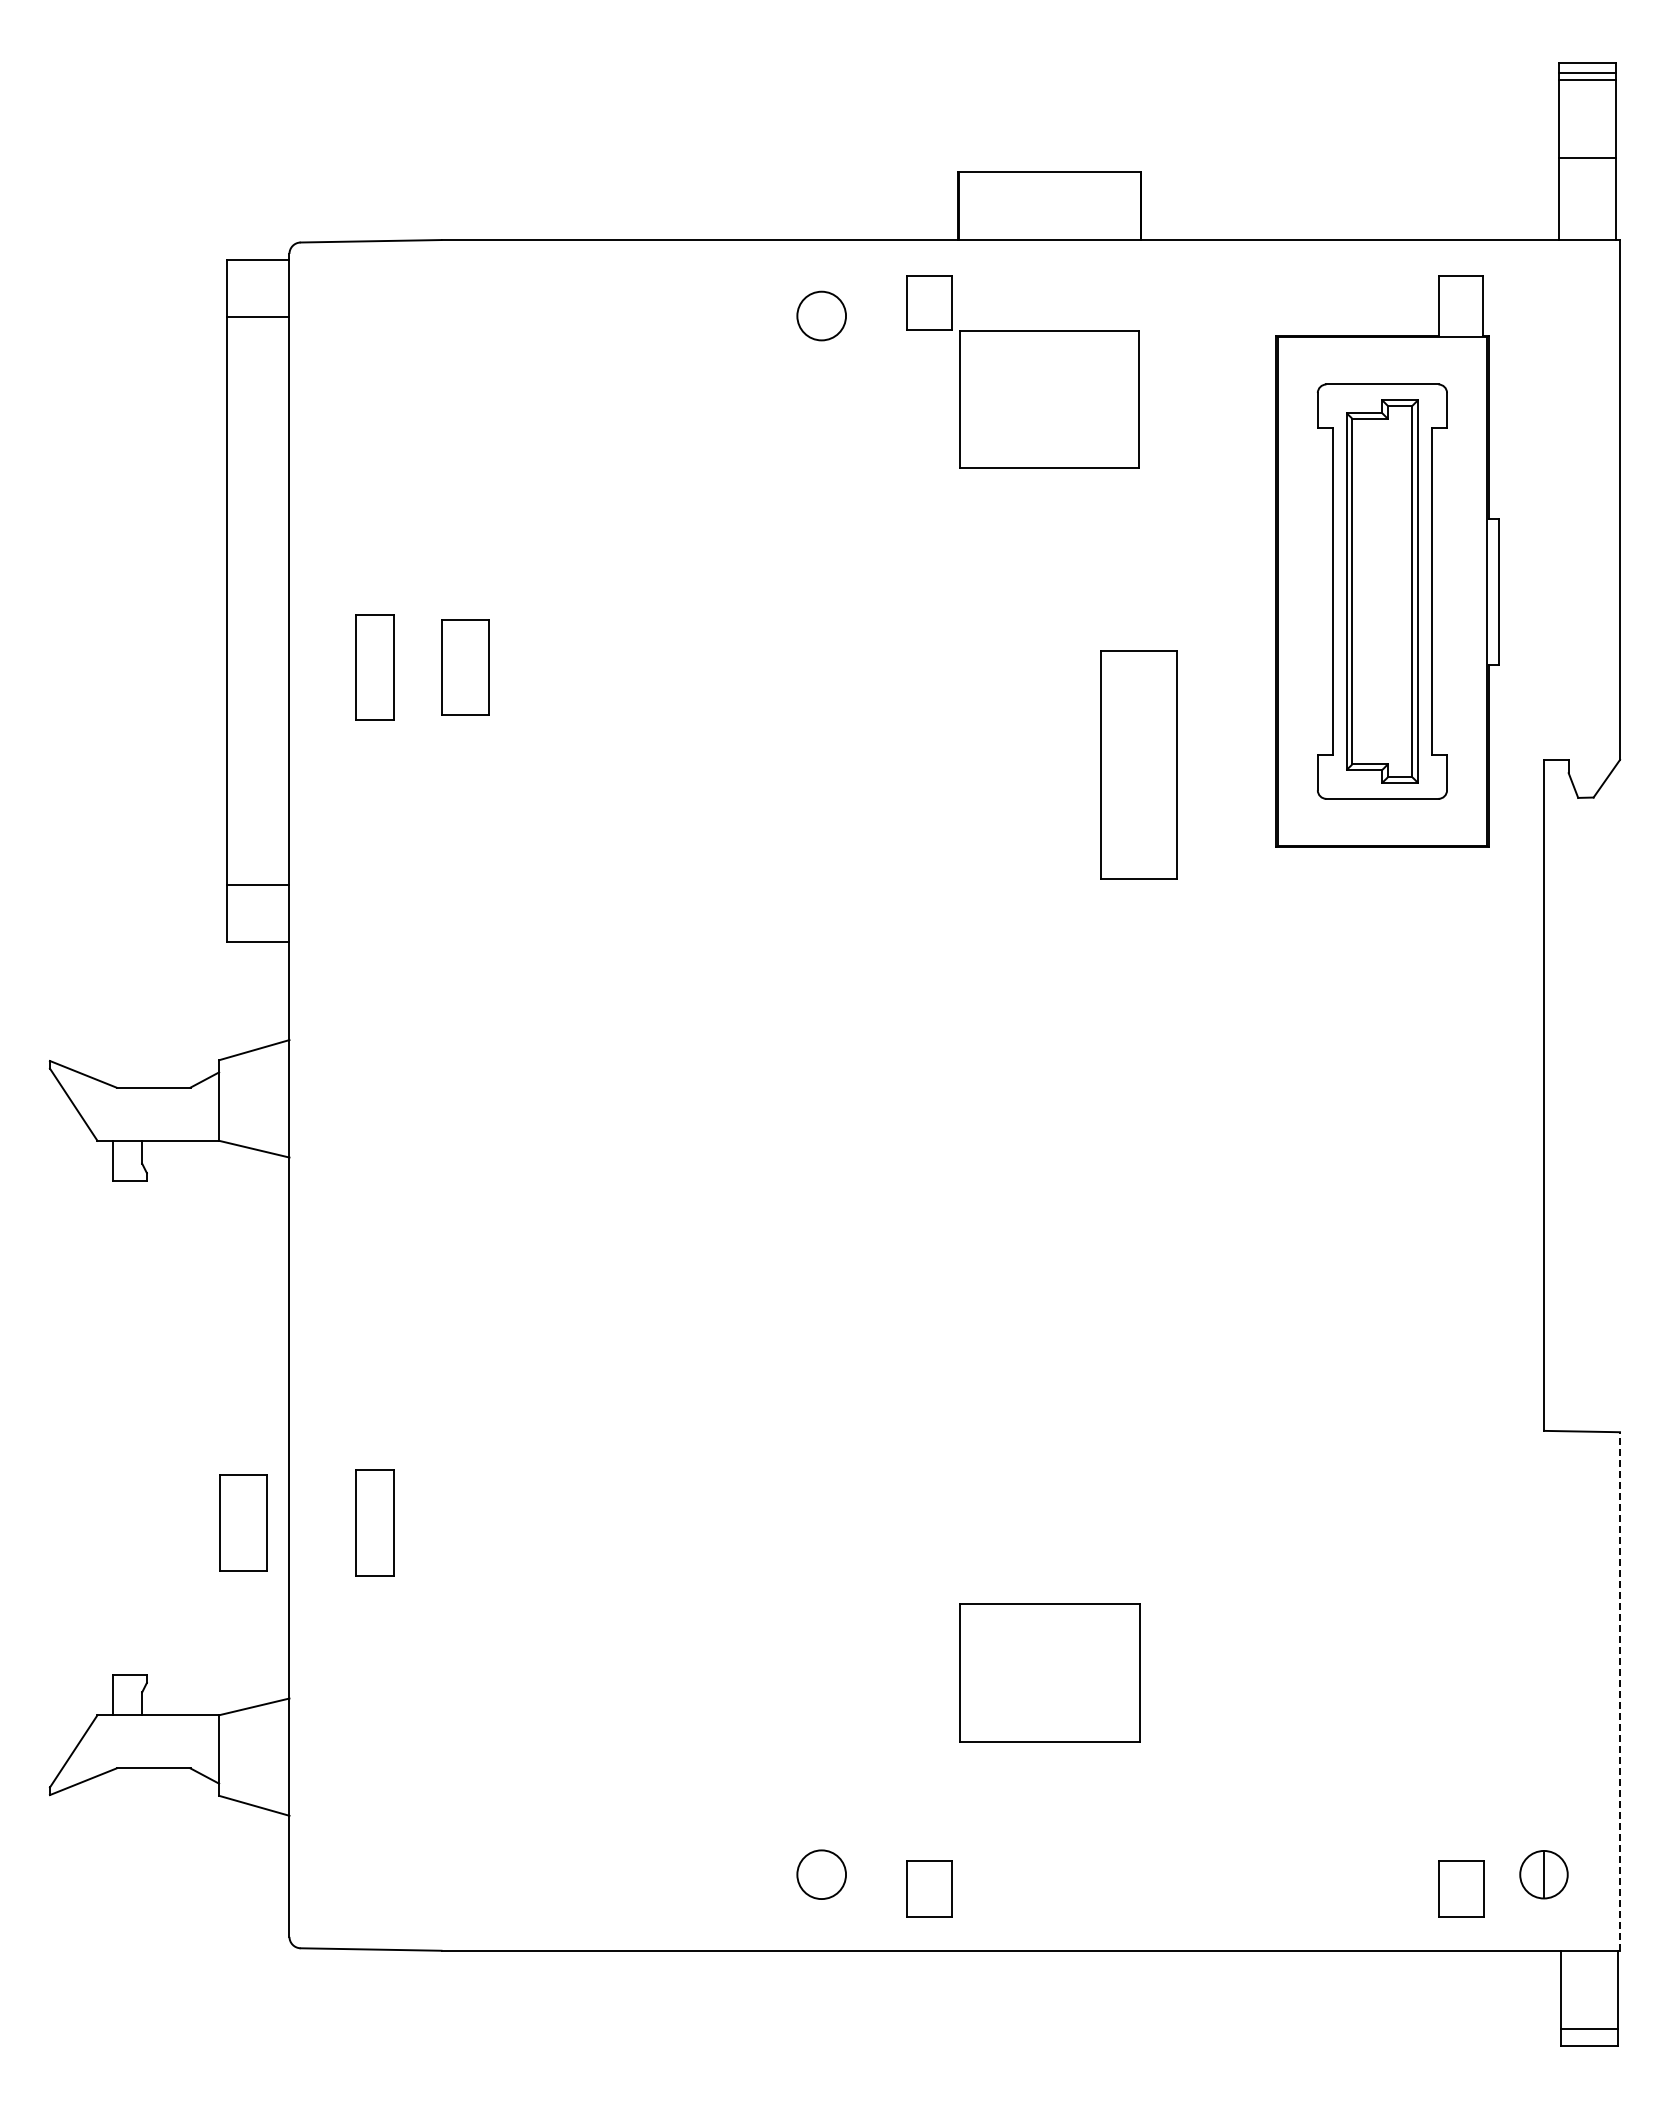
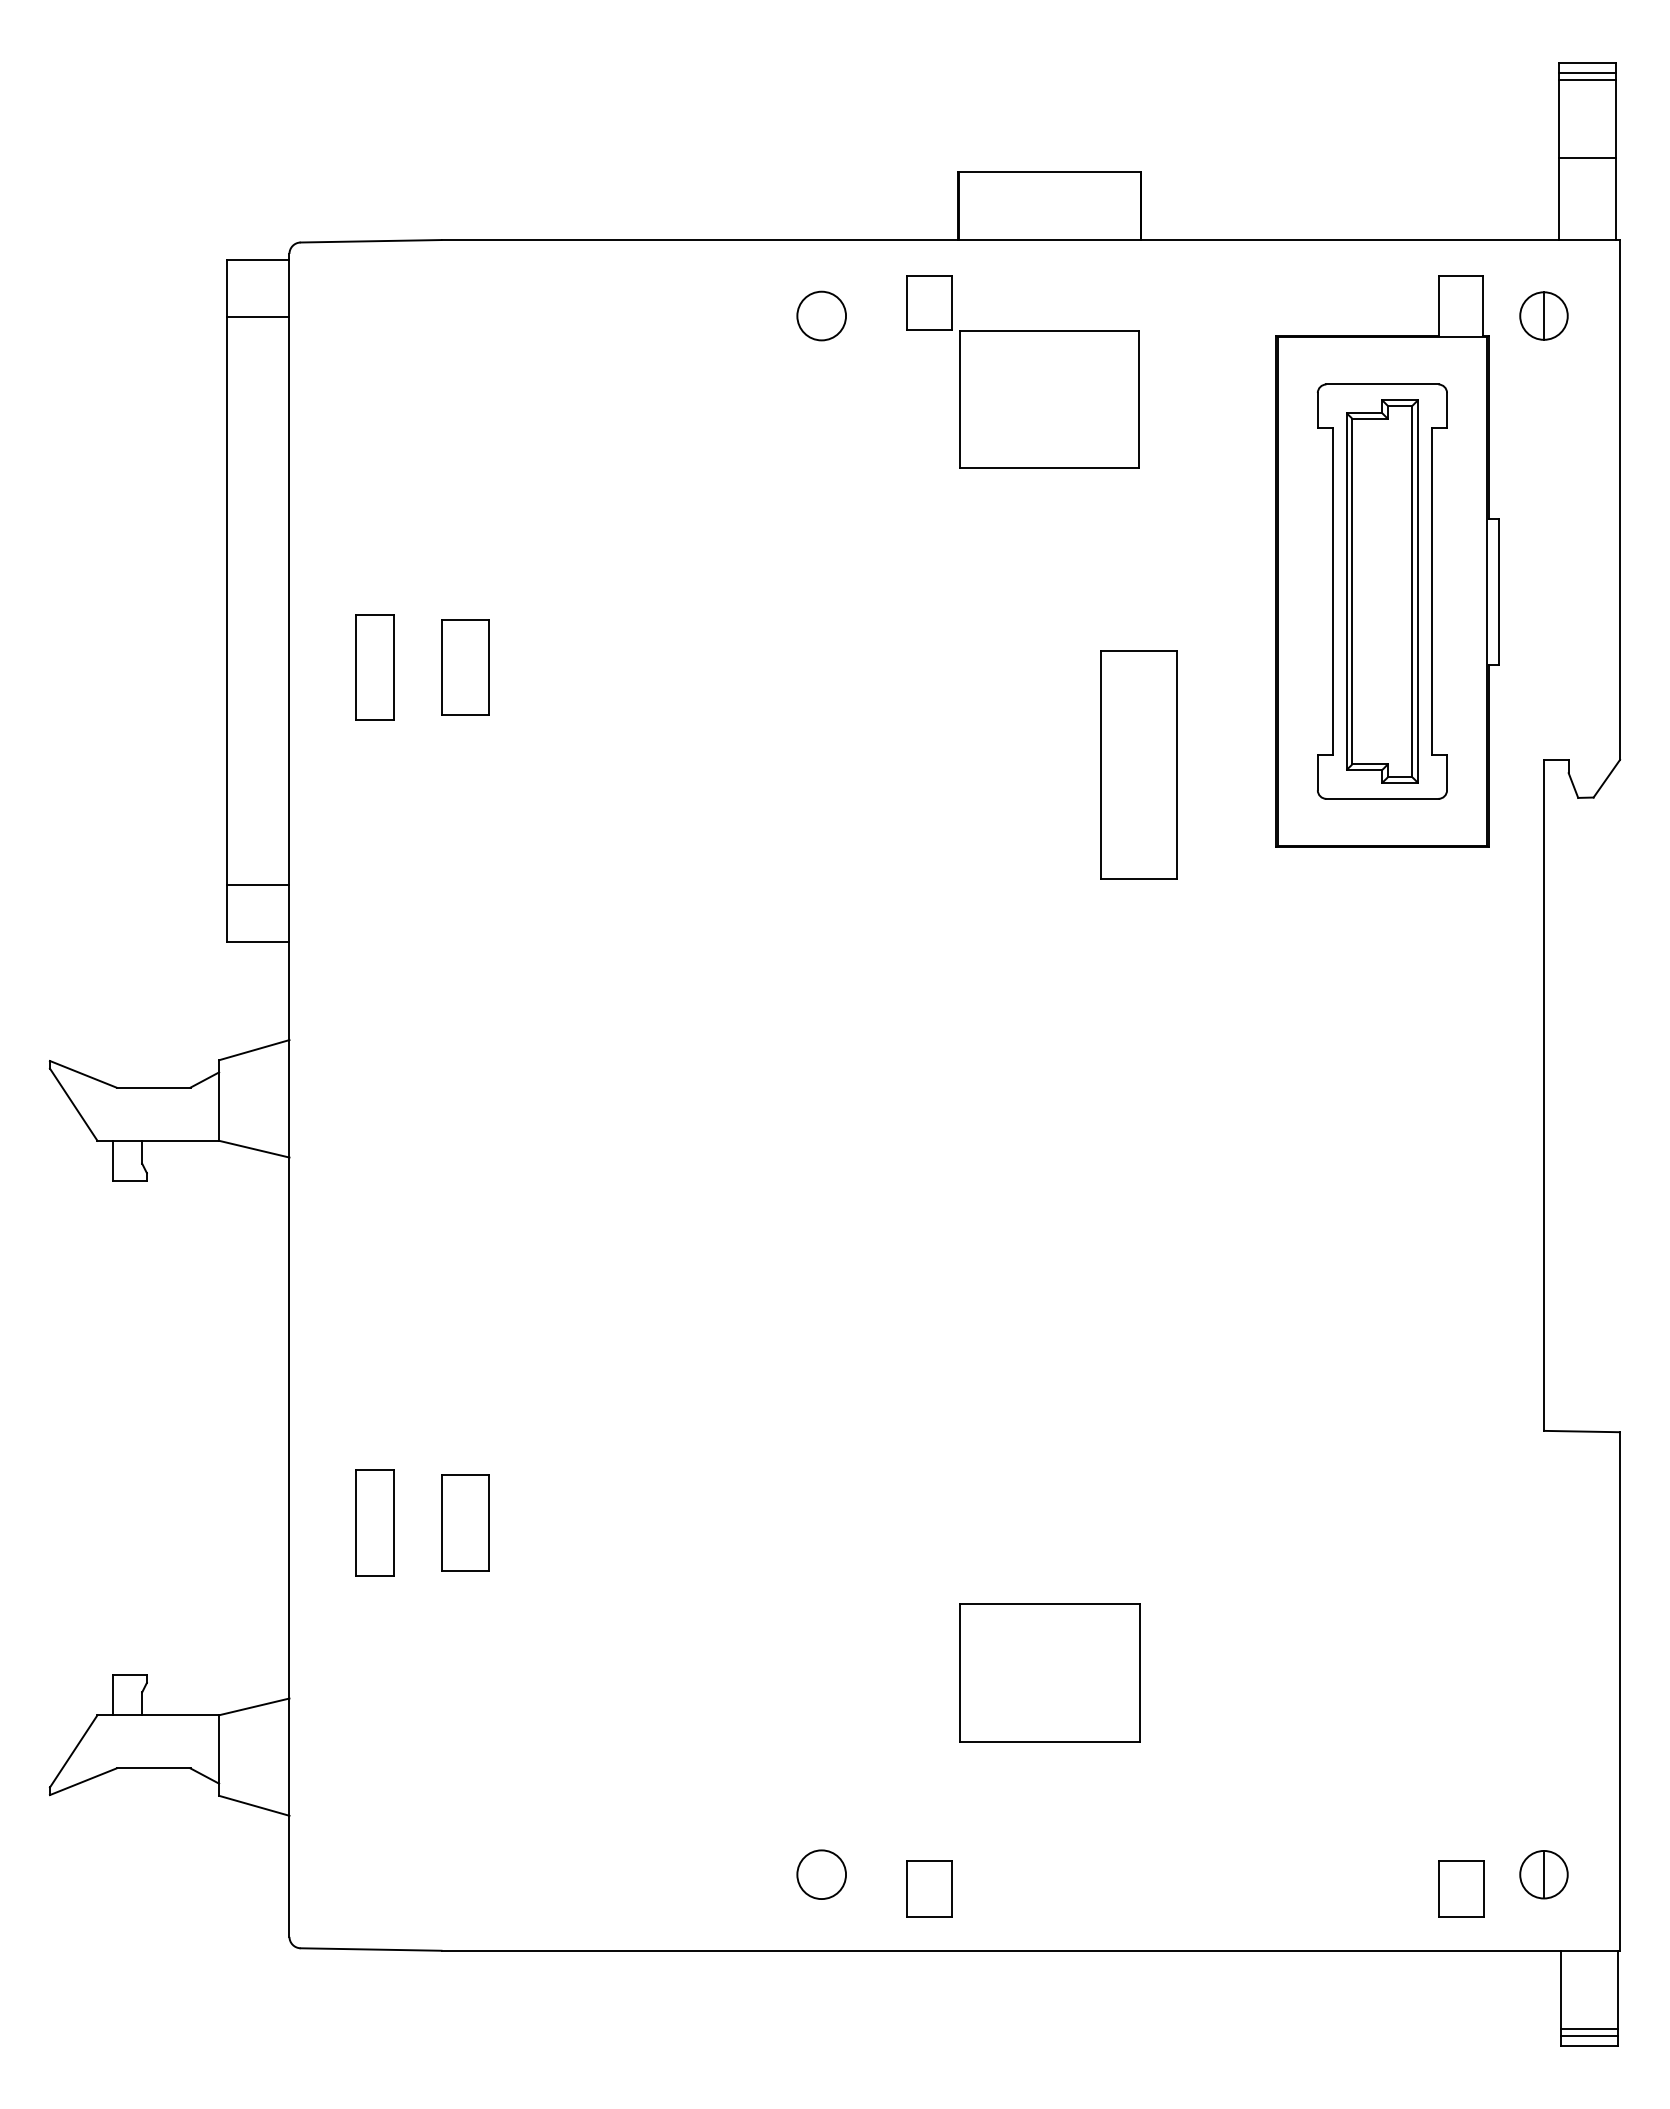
part: none -> present (1543, 315)
part position: (243, 1522) -> (465, 1522) (465, 1522)
line: dashed -> solid (1620, 1690)
line: none -> present (1589, 2035)
